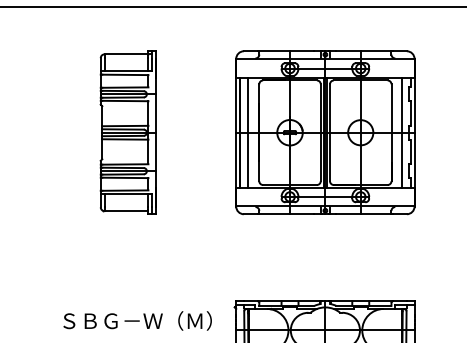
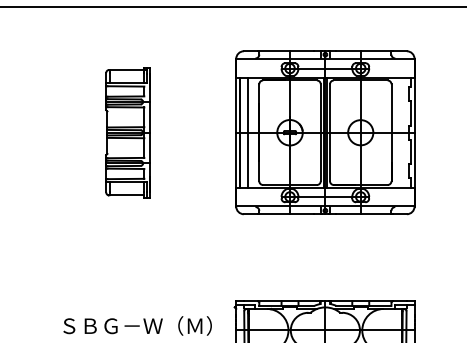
part size: 58x165 px -> 46x132 px (127, 132)
line: present -> none (402, 132)
text position: (137, 320) -> (137, 325) (137, 325)
